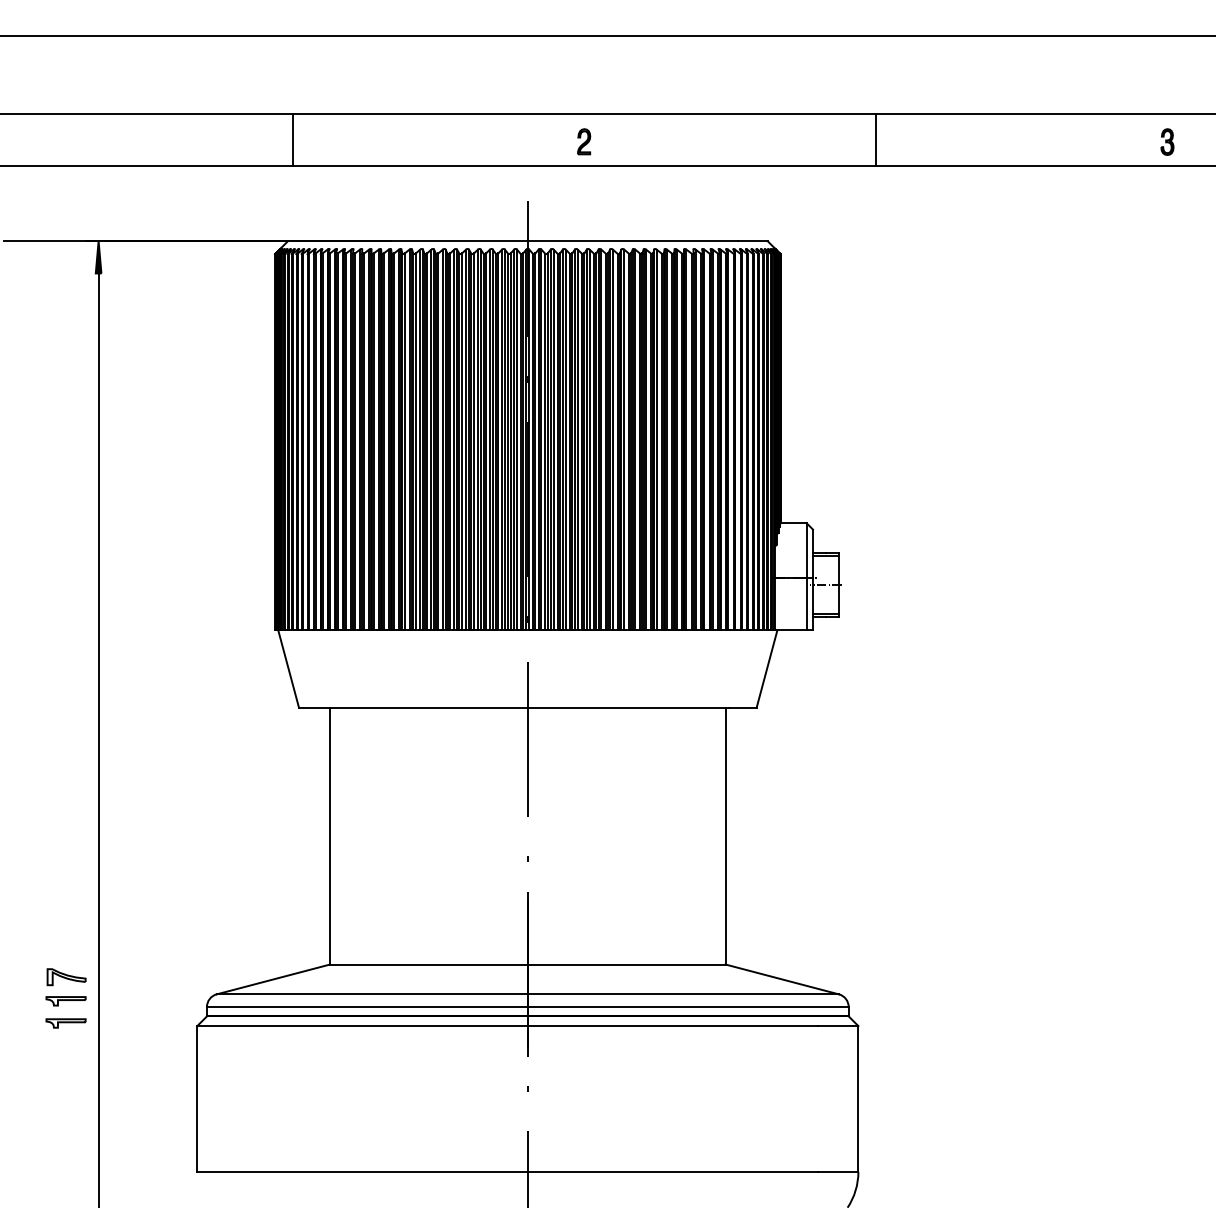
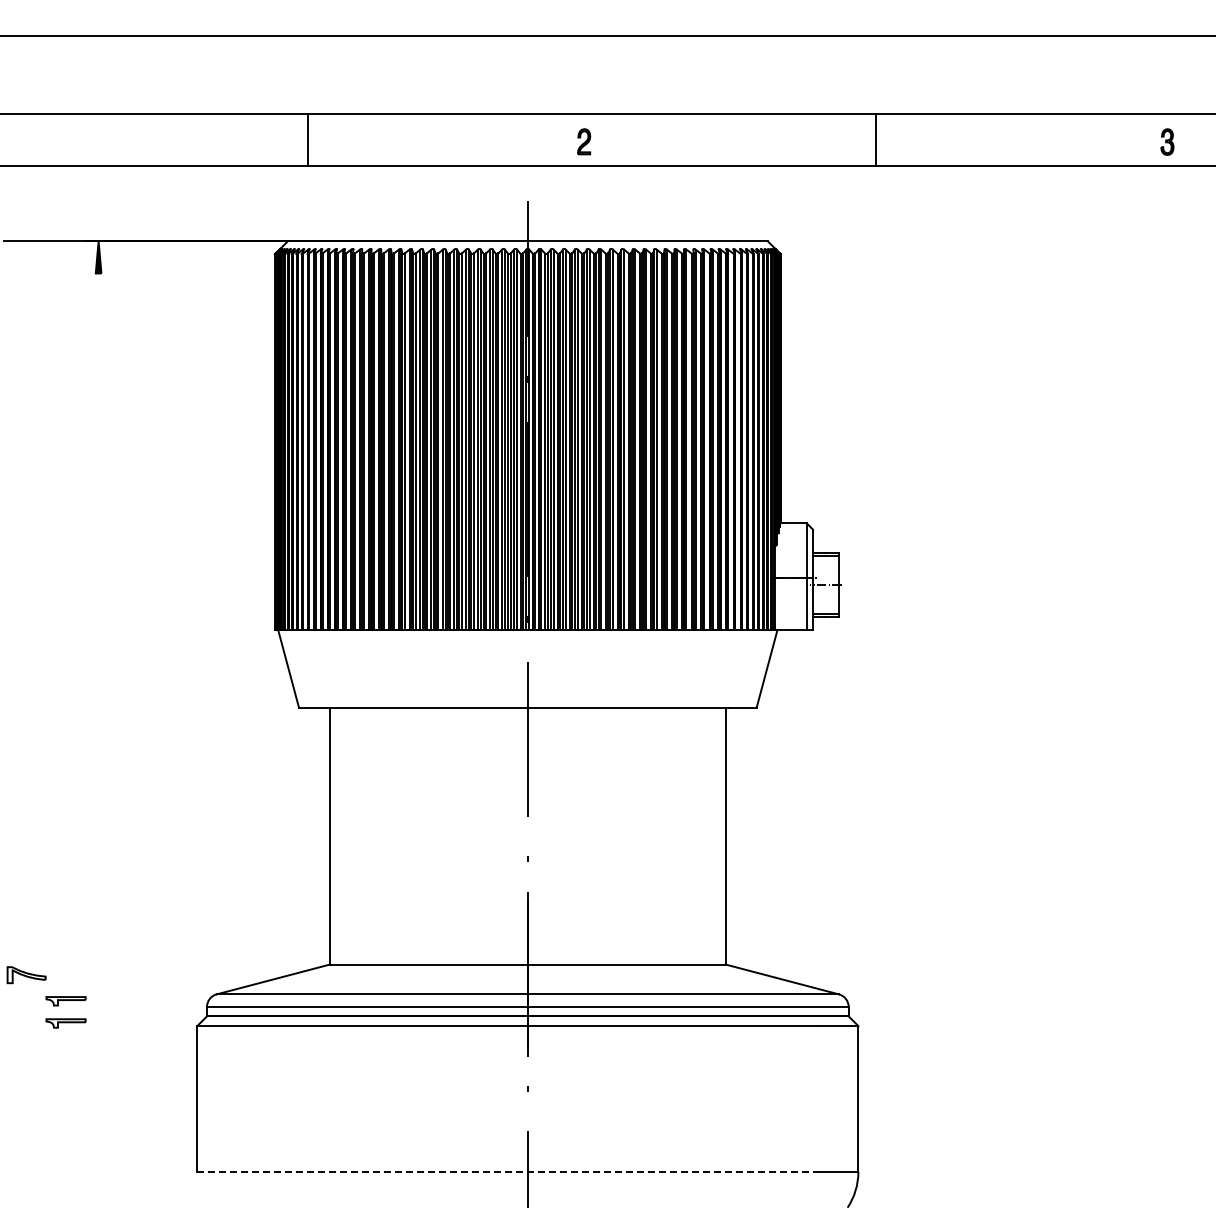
line position: (292, 139) -> (307, 139) (307, 139)
line: present -> none (98, 738)
part position: (66, 977) -> (26, 975) (26, 975)
line: solid -> dashed (508, 1171)
